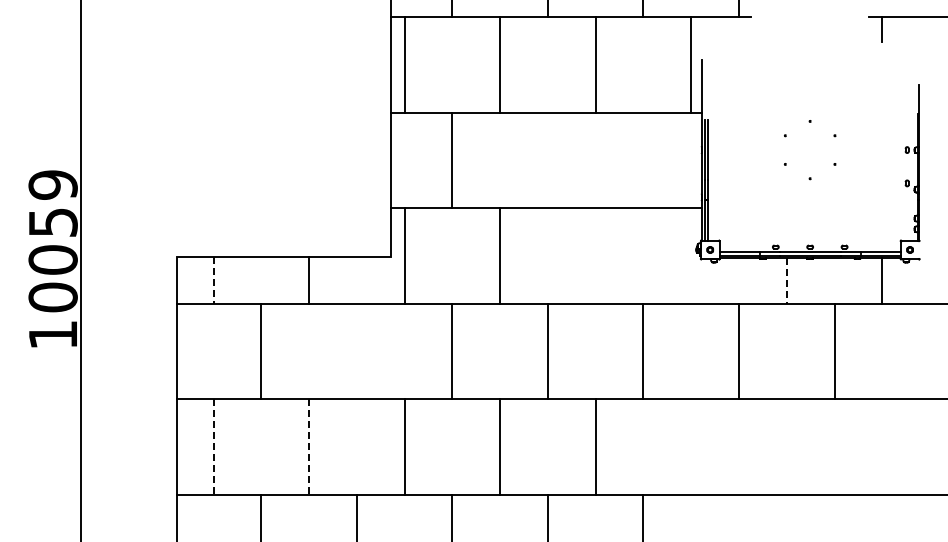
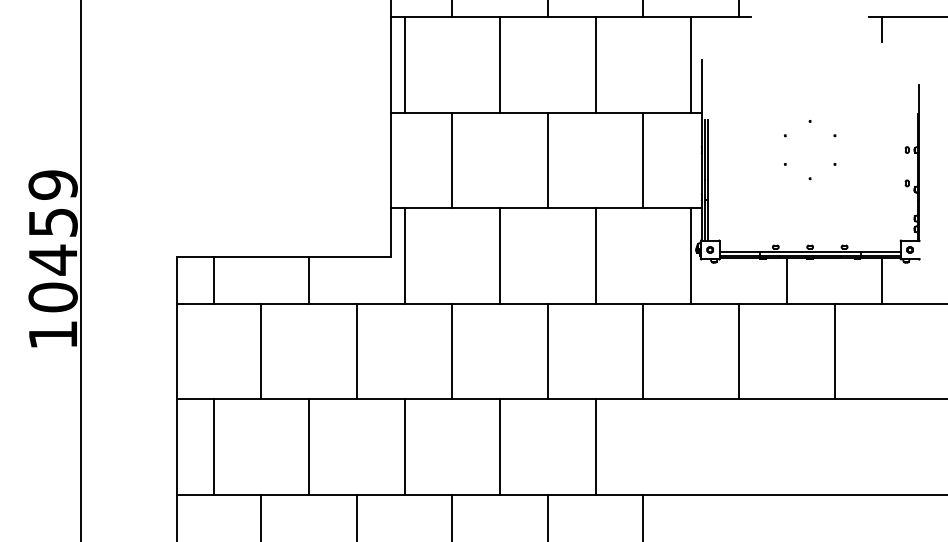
line: none -> present (547, 160)
line: none -> present (643, 160)
line: none -> present (595, 255)
line: none -> present (691, 255)
text: 10059 -> 10459 (52, 259)
line: dashed -> solid (213, 280)
line: dashed -> solid (786, 281)
line: none -> present (356, 351)
line: dashed -> solid (213, 447)
line: dashed -> solid (309, 447)
